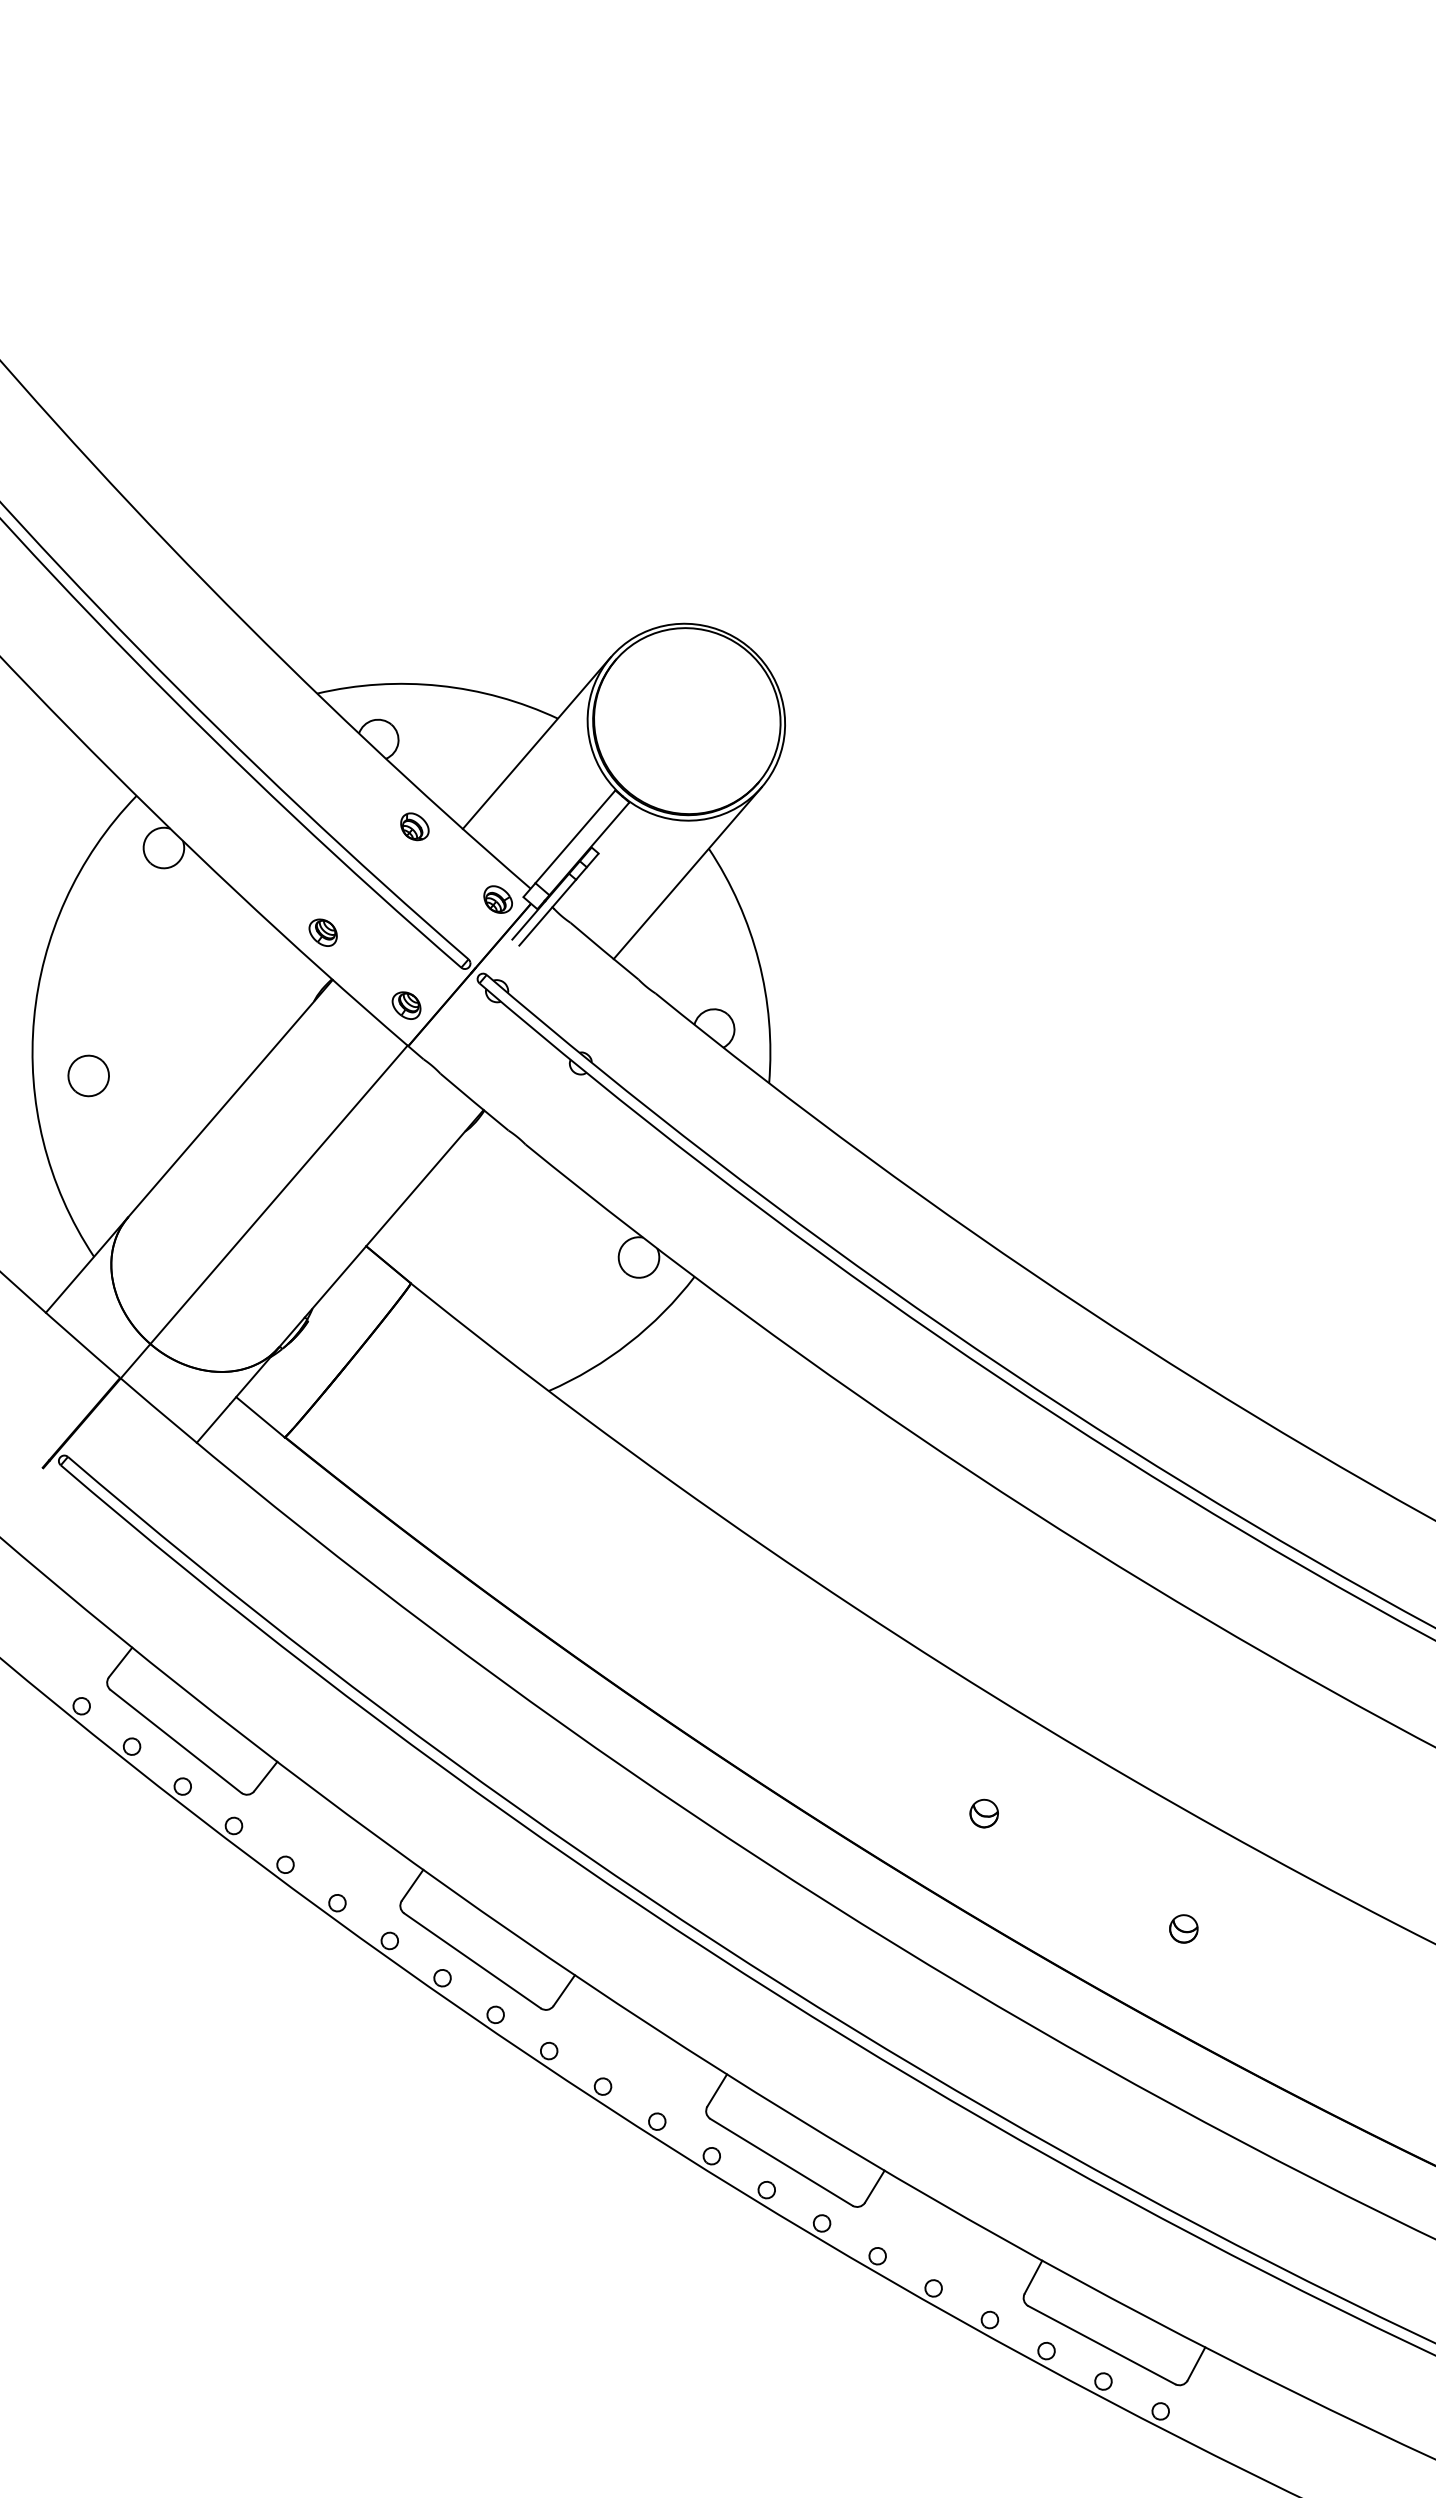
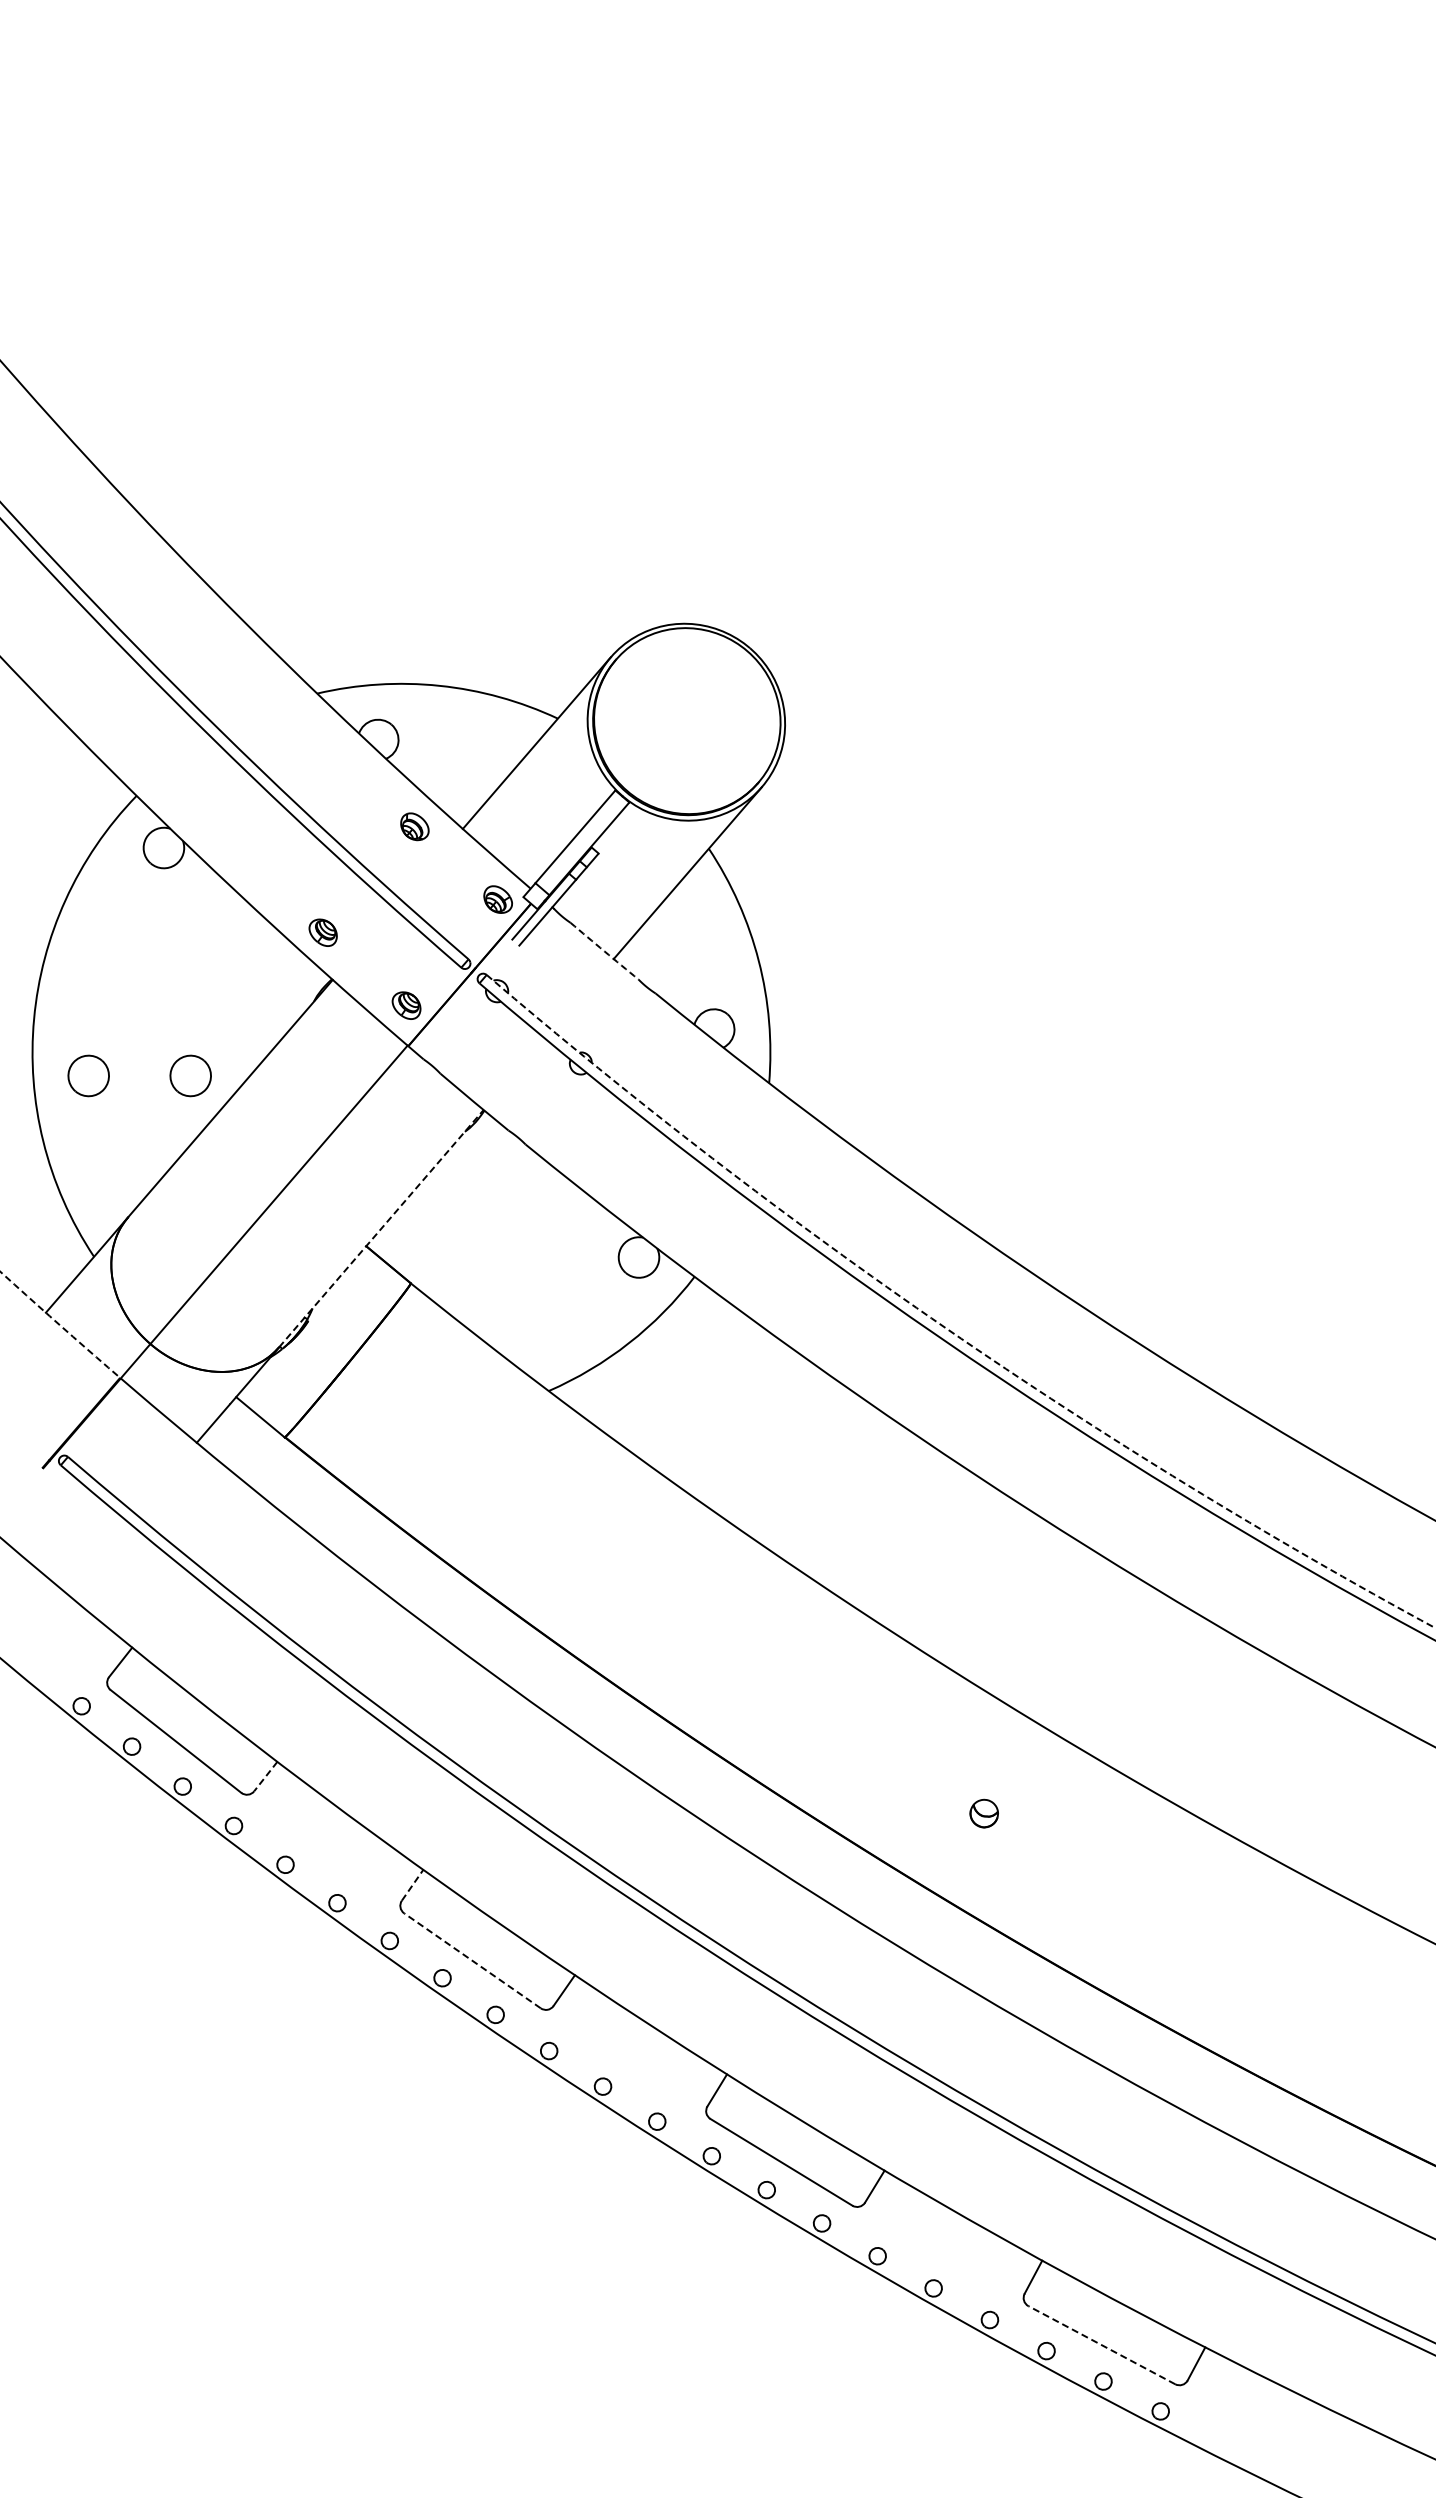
arc: solid -> dashed (604, 951)
part: none -> present (190, 1075)
line: solid -> dashed (381, 1228)
arc: solid -> dashed (59, 1324)
arc: solid -> dashed (943, 1326)
line: solid -> dashed (265, 1776)
line: solid -> dashed (412, 1885)
part: present -> none (1183, 1928)
line: solid -> dashed (472, 1960)
line: solid -> dashed (1101, 2344)
